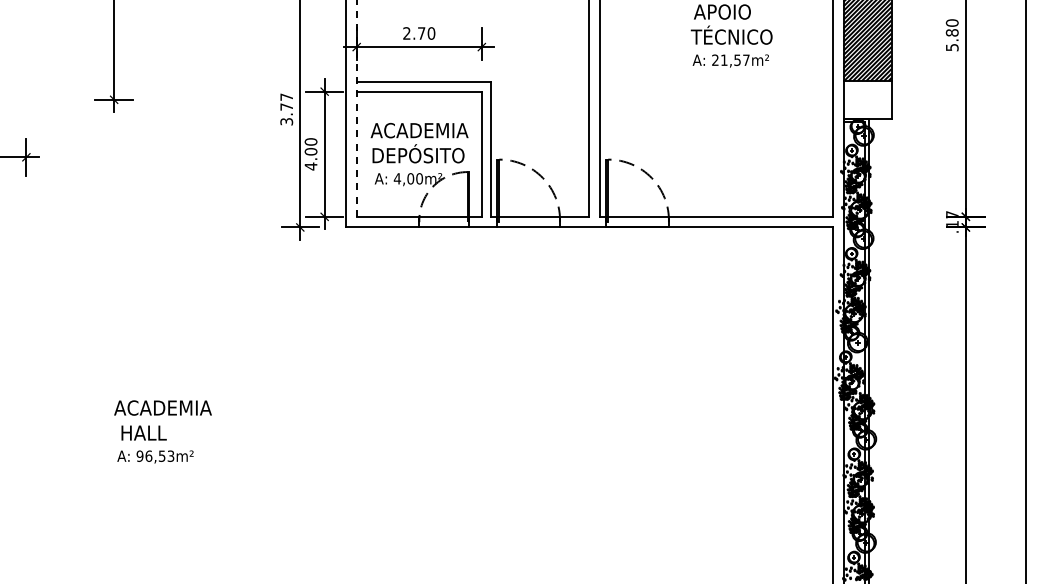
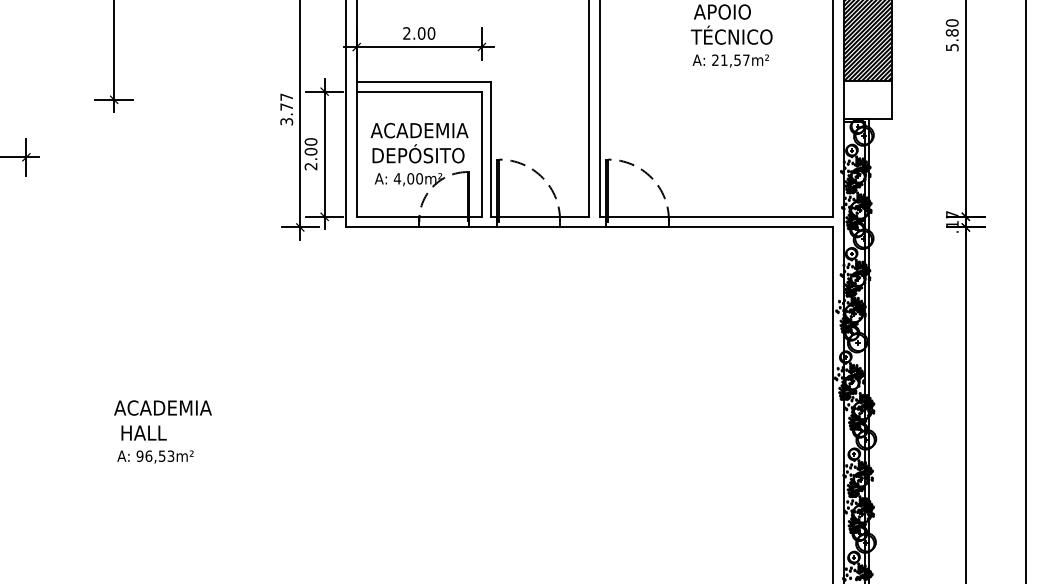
text: 2.70 -> 2.00 (421, 33)
line: dashed -> solid (356, 108)
text: 4.00 -> 2.00 (310, 166)
